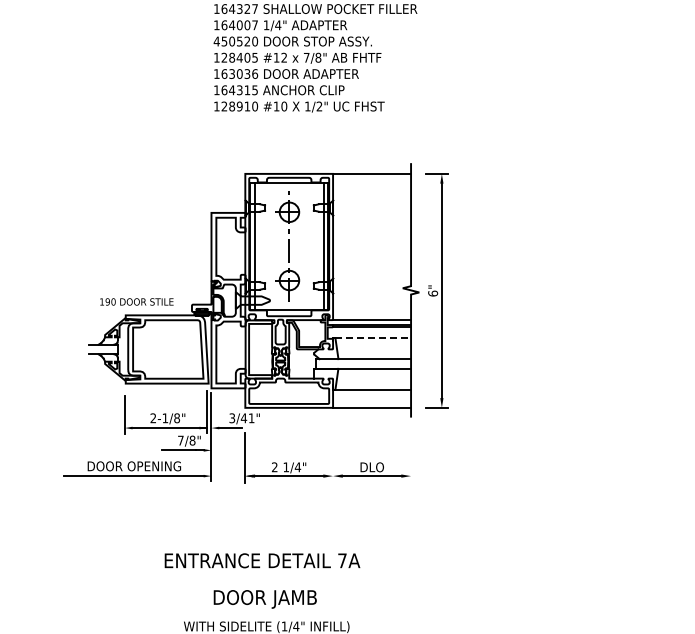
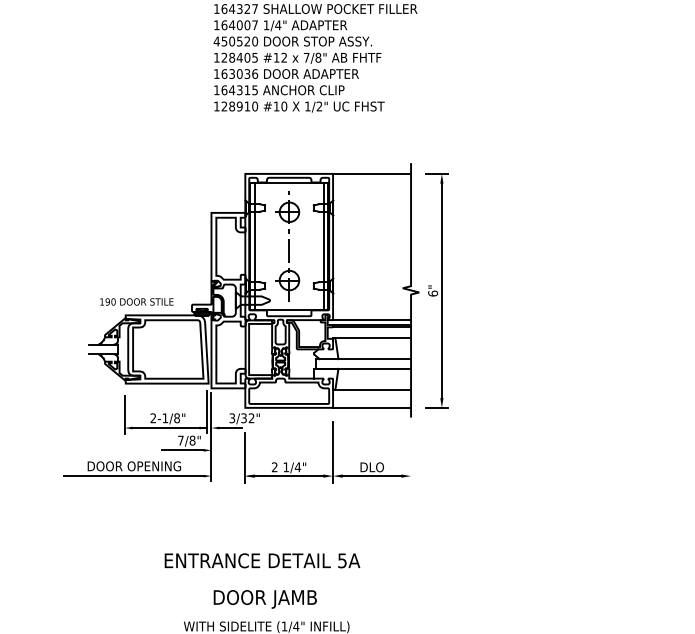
line: dashed -> solid (373, 338)
text: 3/41" -> 3/32" (247, 418)
line: none -> present (333, 452)
text: 7A -> 5A (342, 560)
